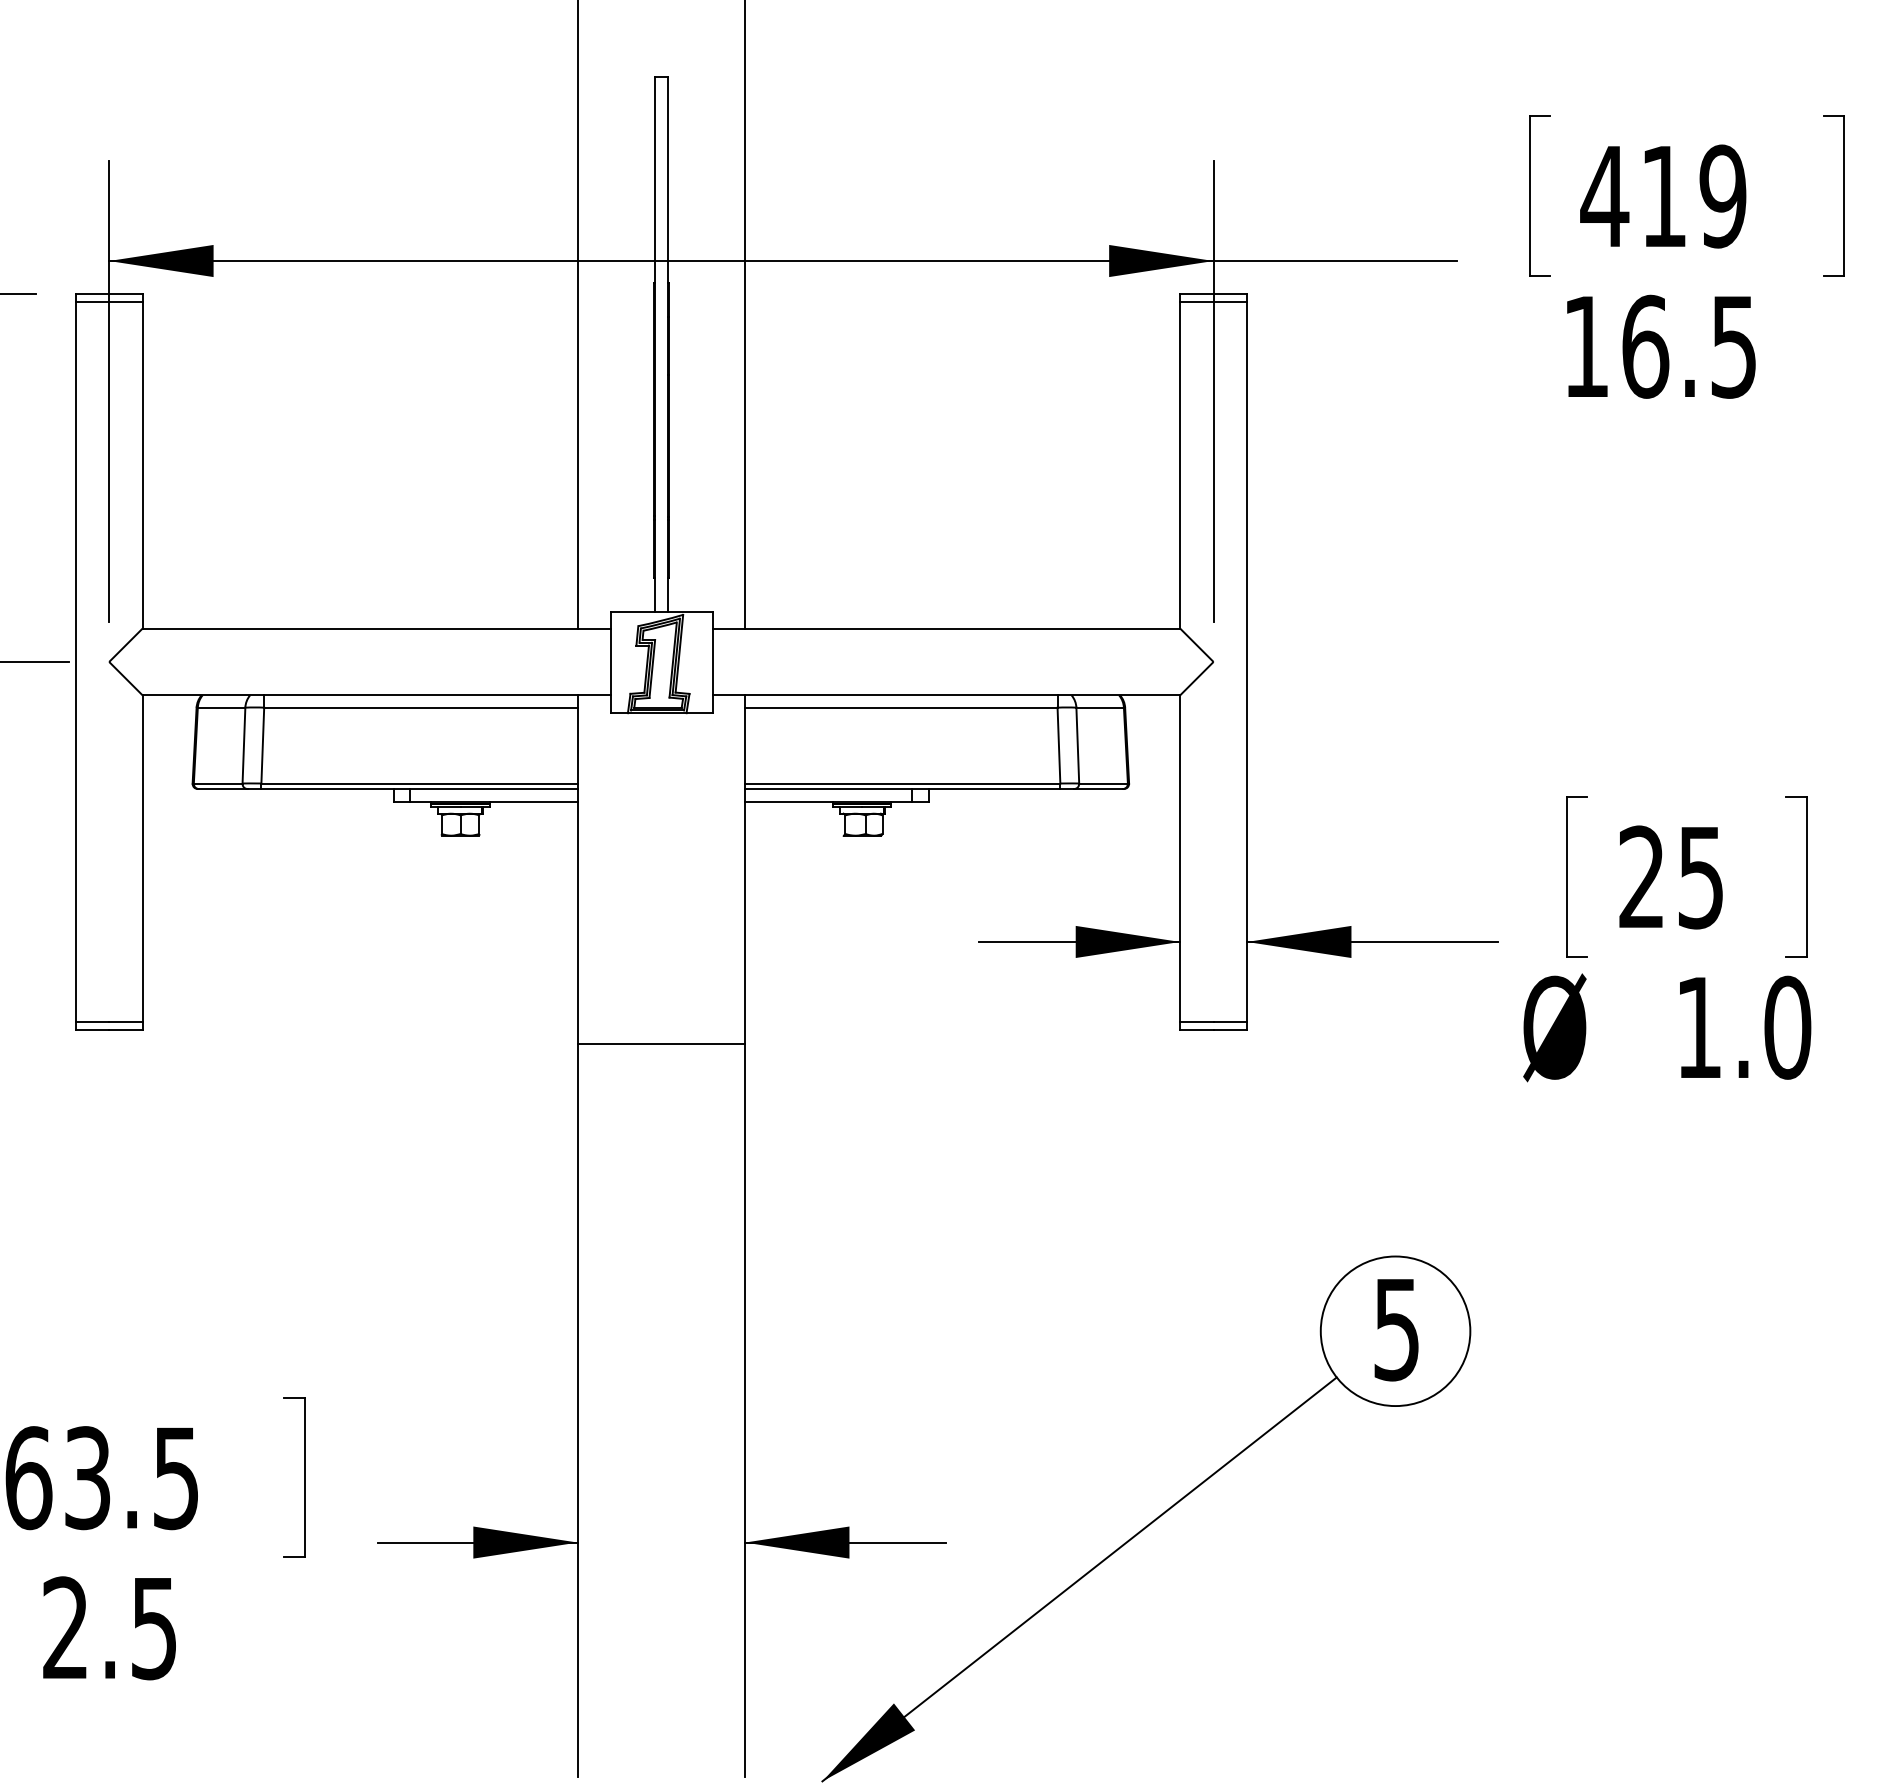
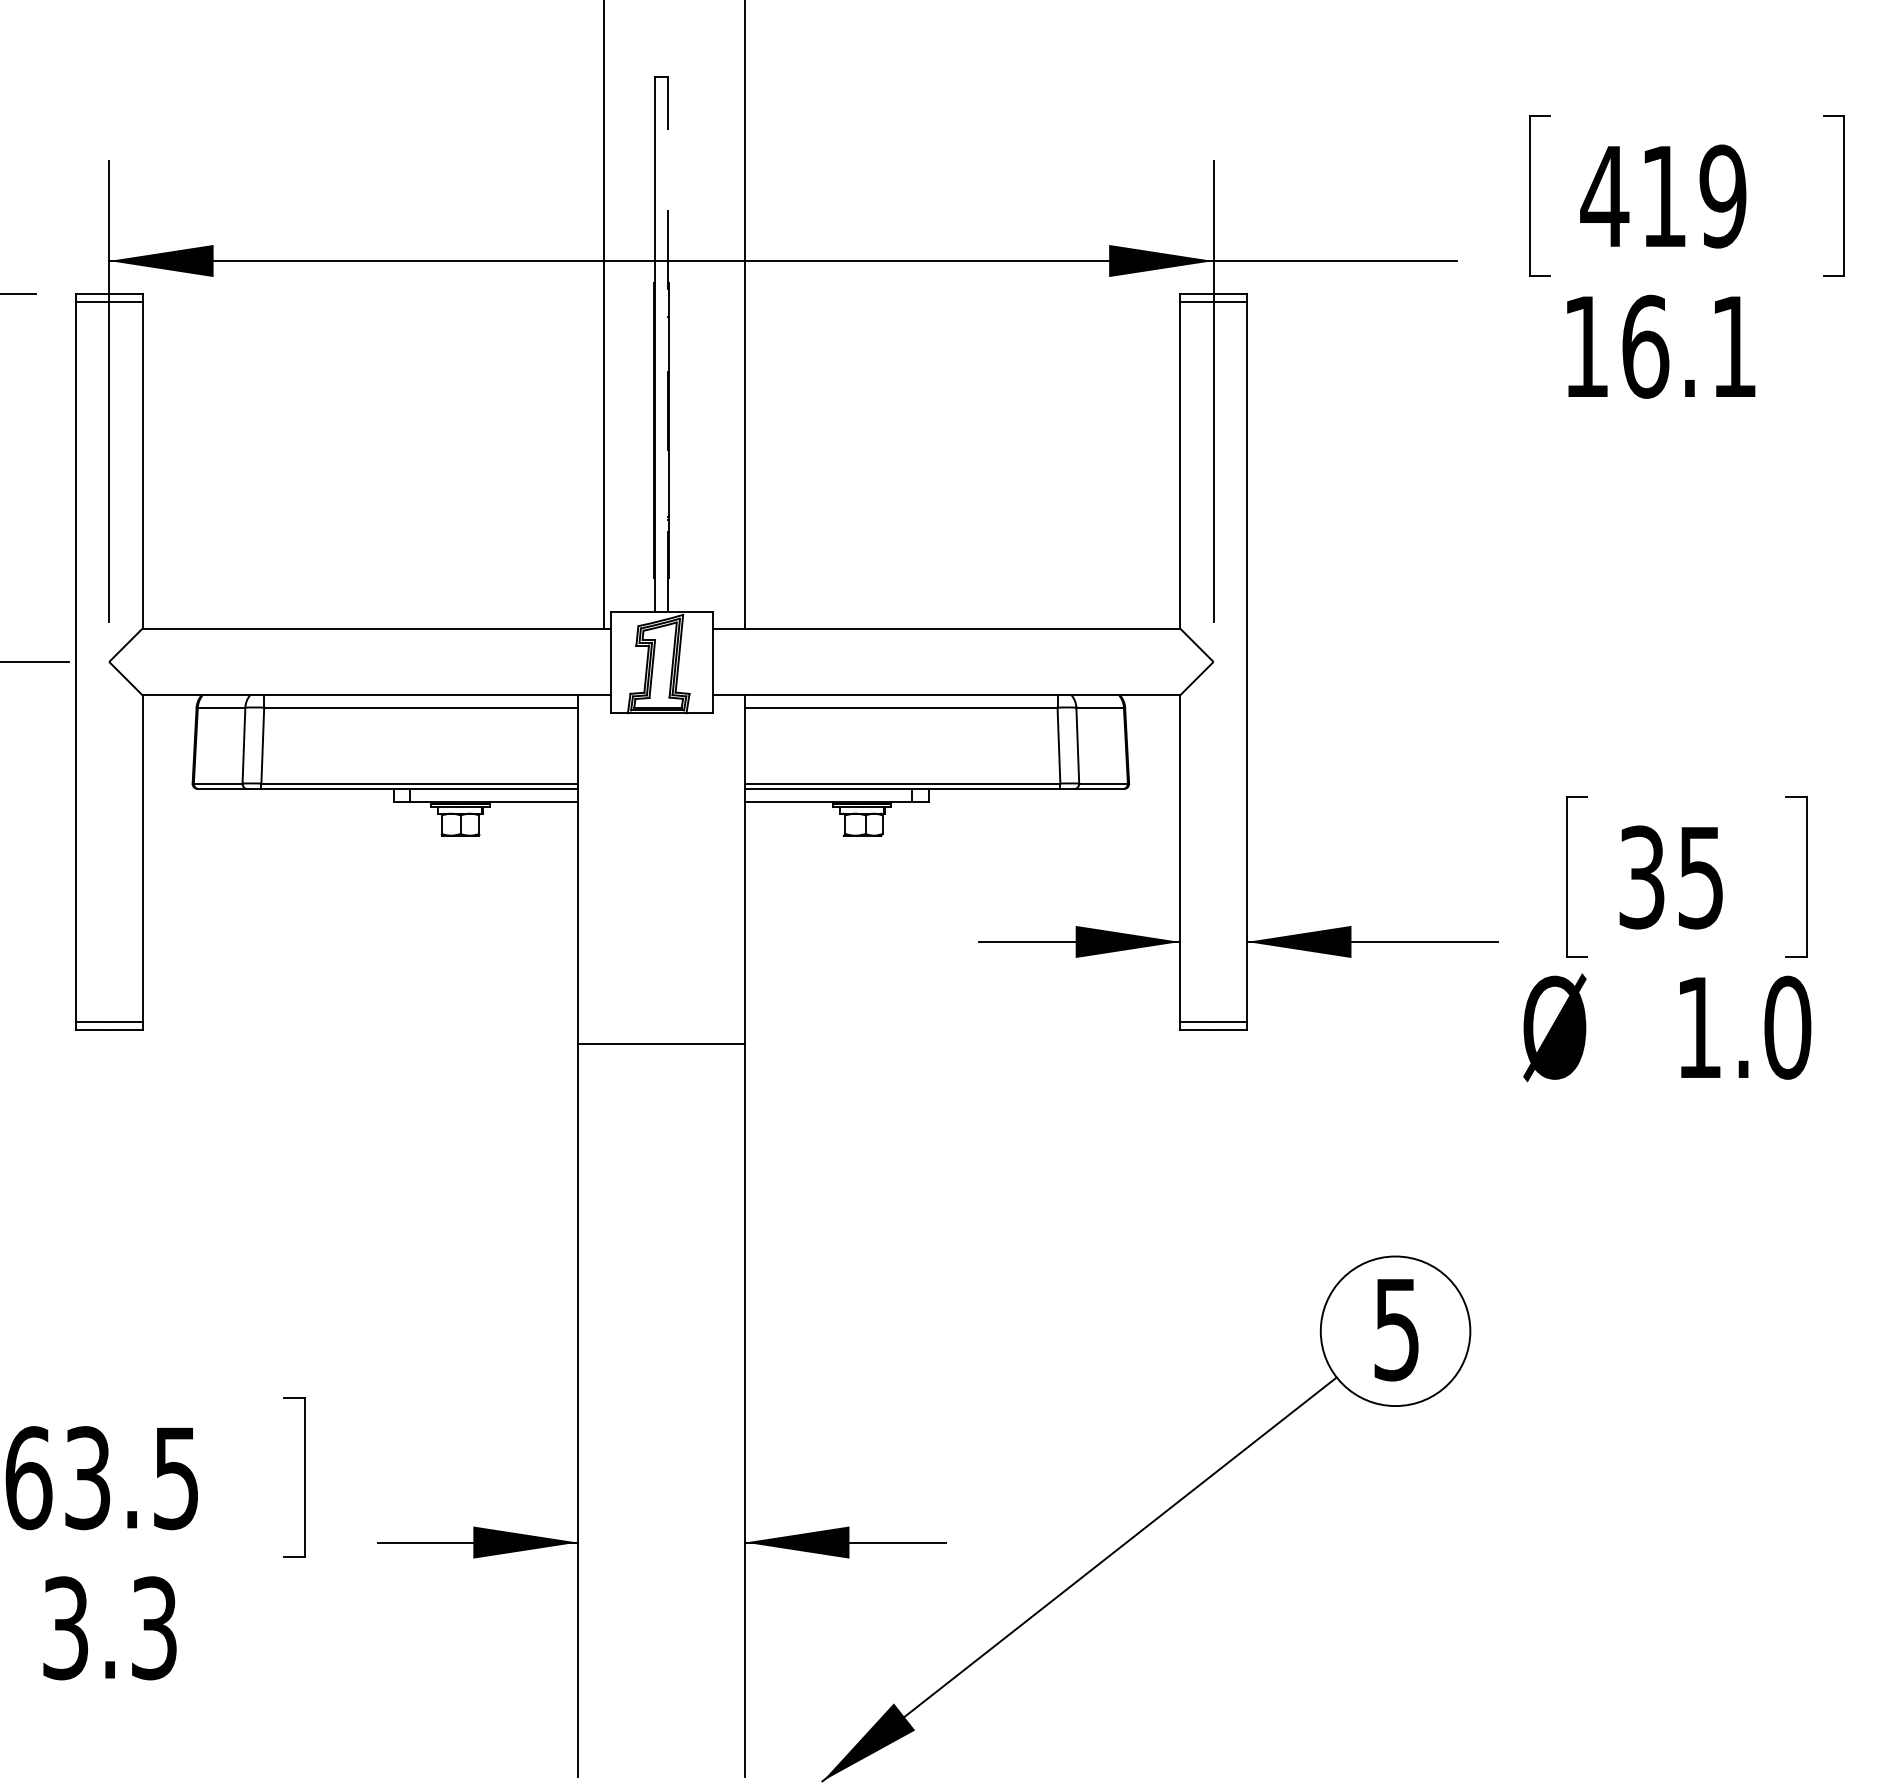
line position: (577, 315) -> (603, 315) (603, 315)
line: solid -> dashed (667, 344)
text: 16.5 -> 16.1 (1733, 347)
text: 25 -> 35 (1641, 877)
text: 2.5 -> 3.3 (109, 1628)
